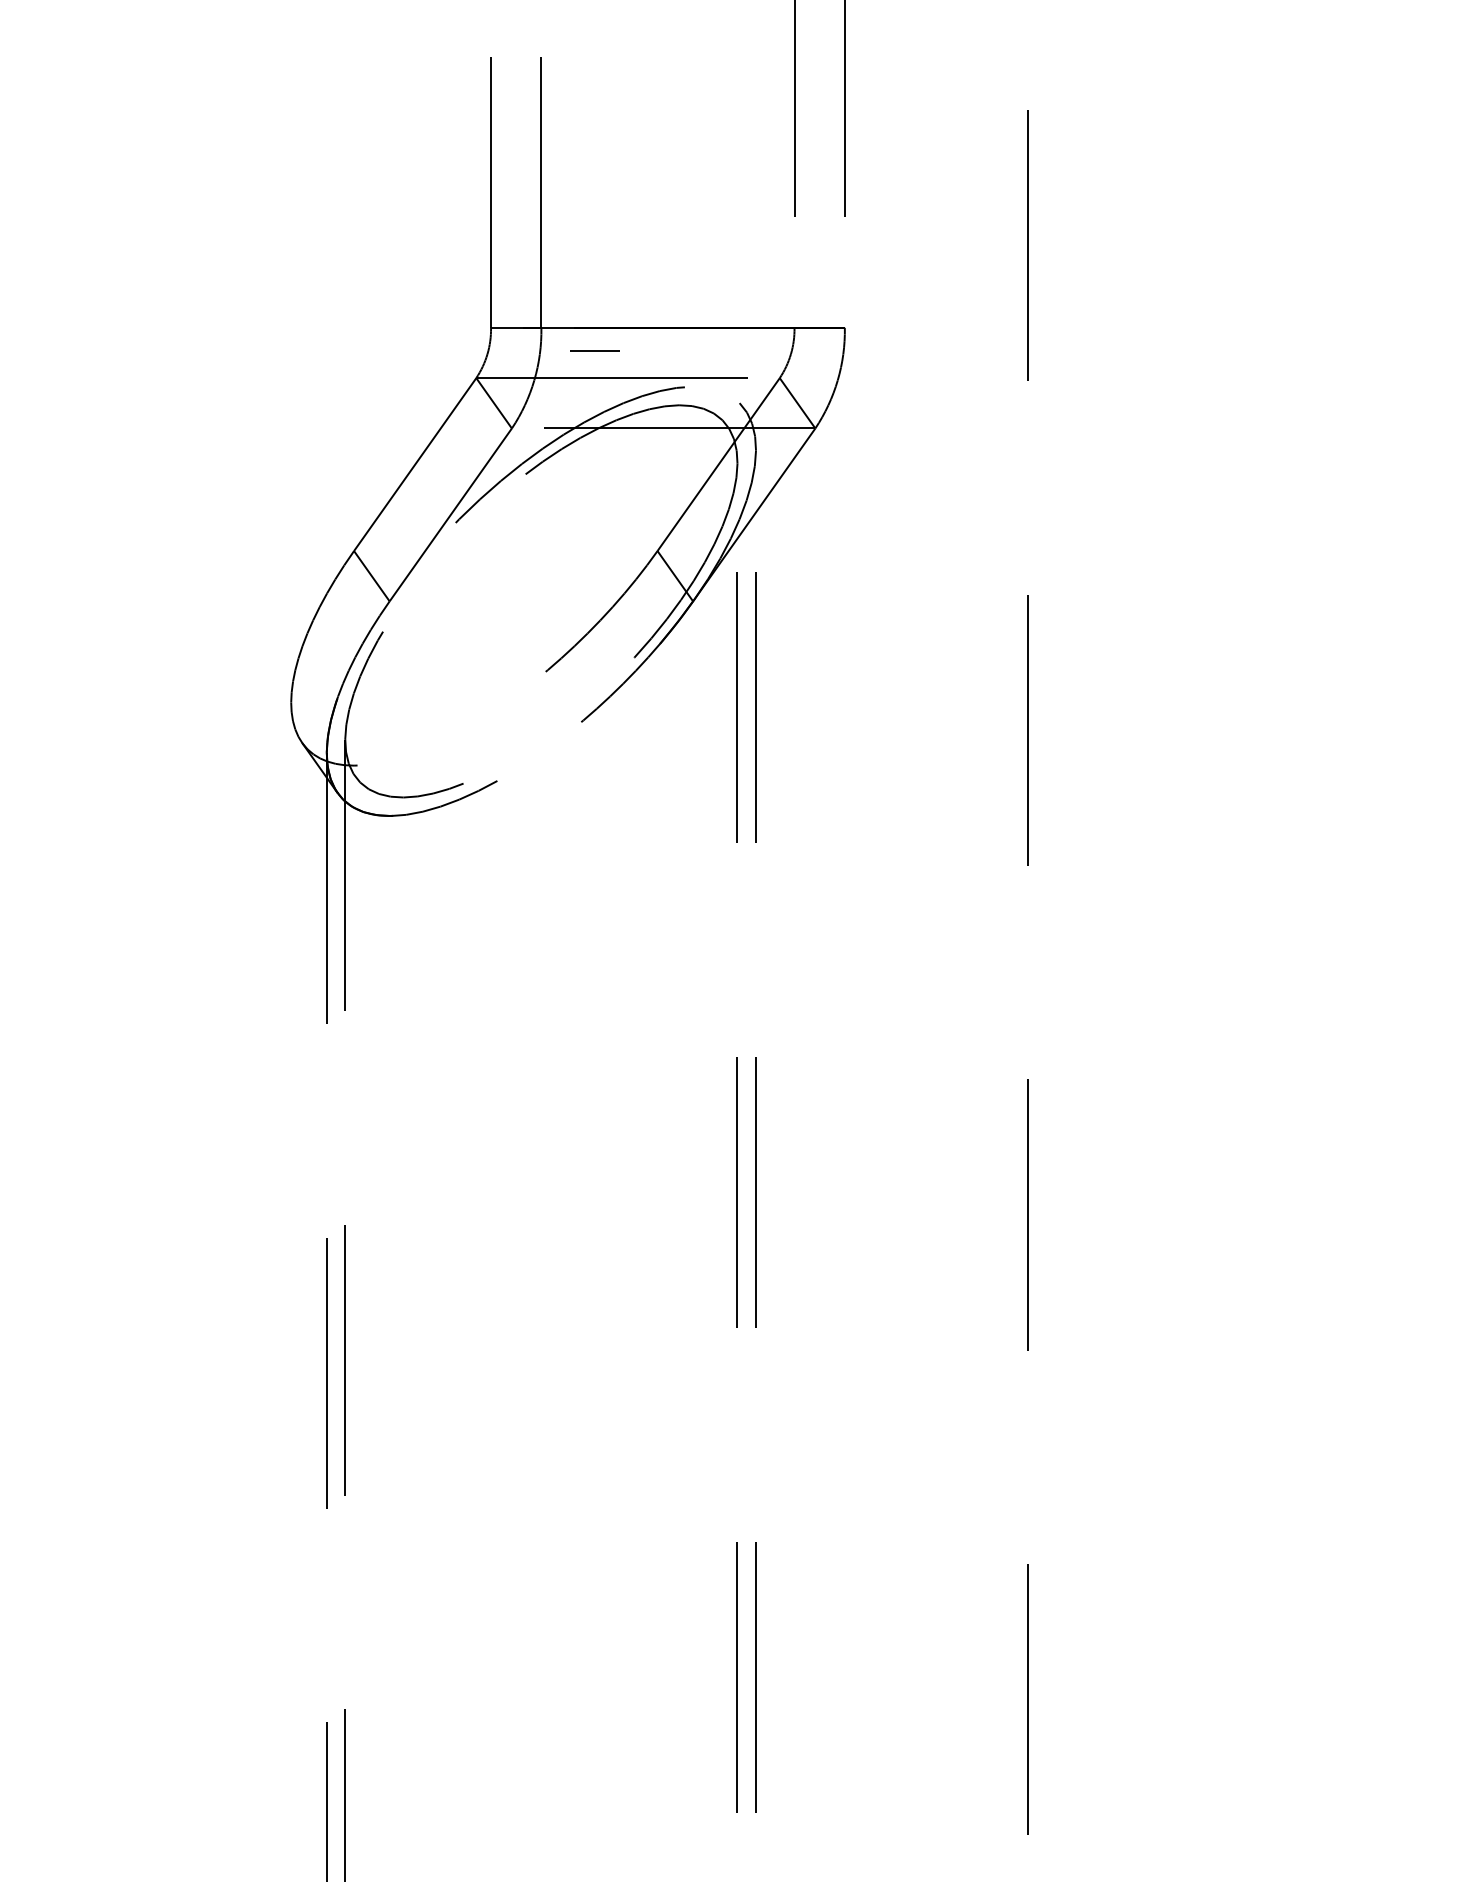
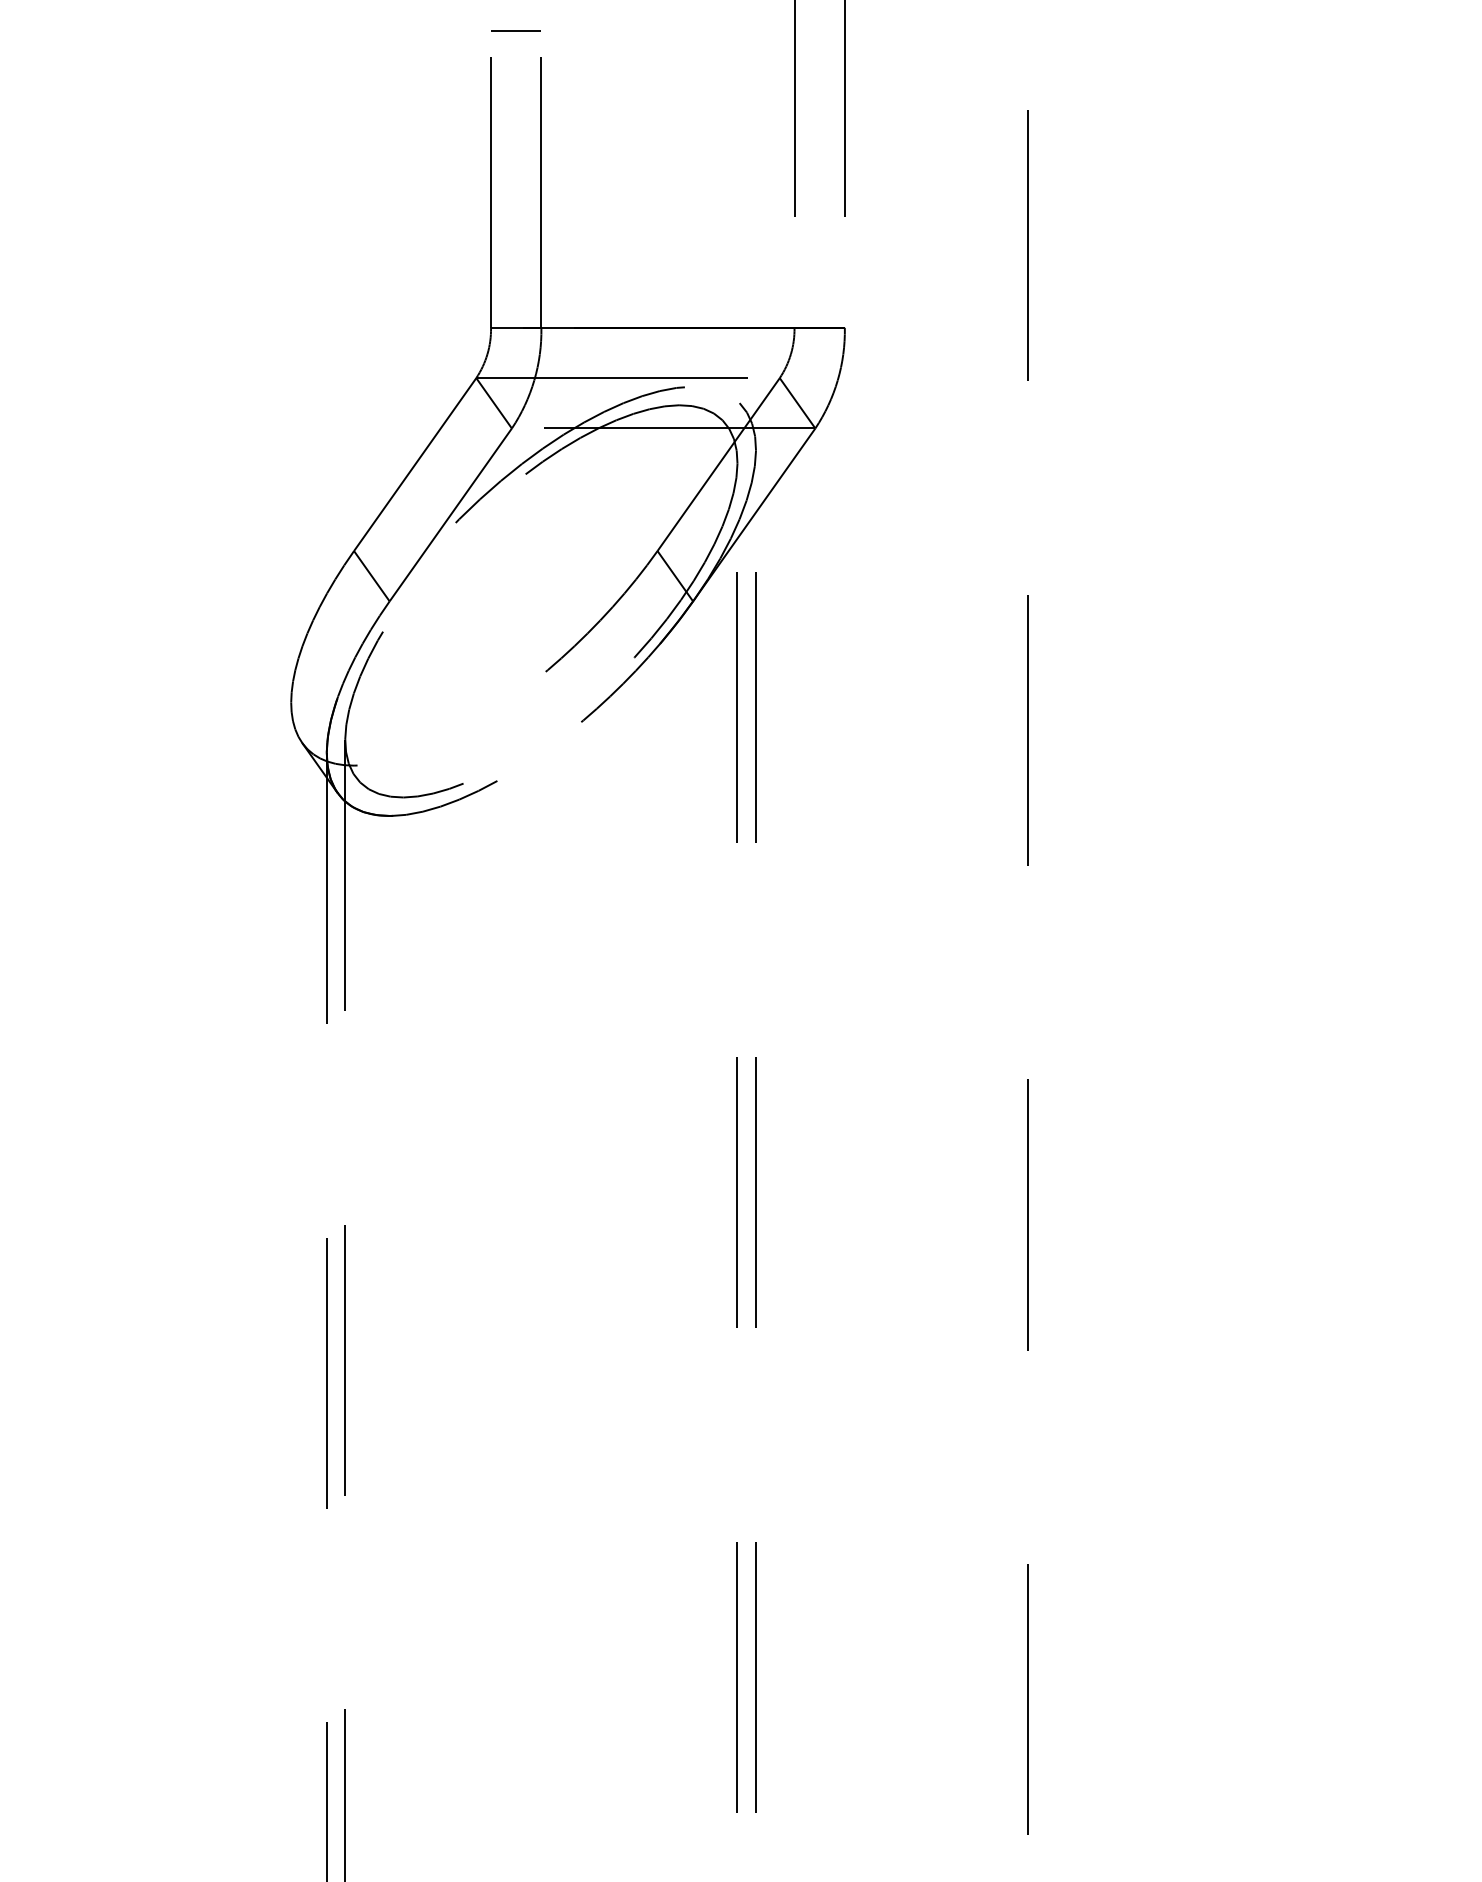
line position: (594, 350) -> (515, 30) (515, 30)
